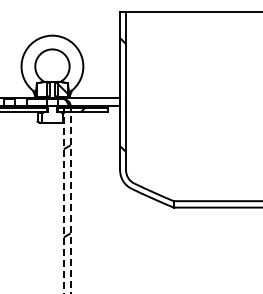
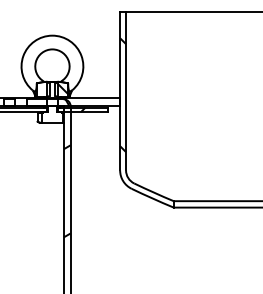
line: dashed -> solid (70, 199)
line: dashed -> solid (63, 200)
